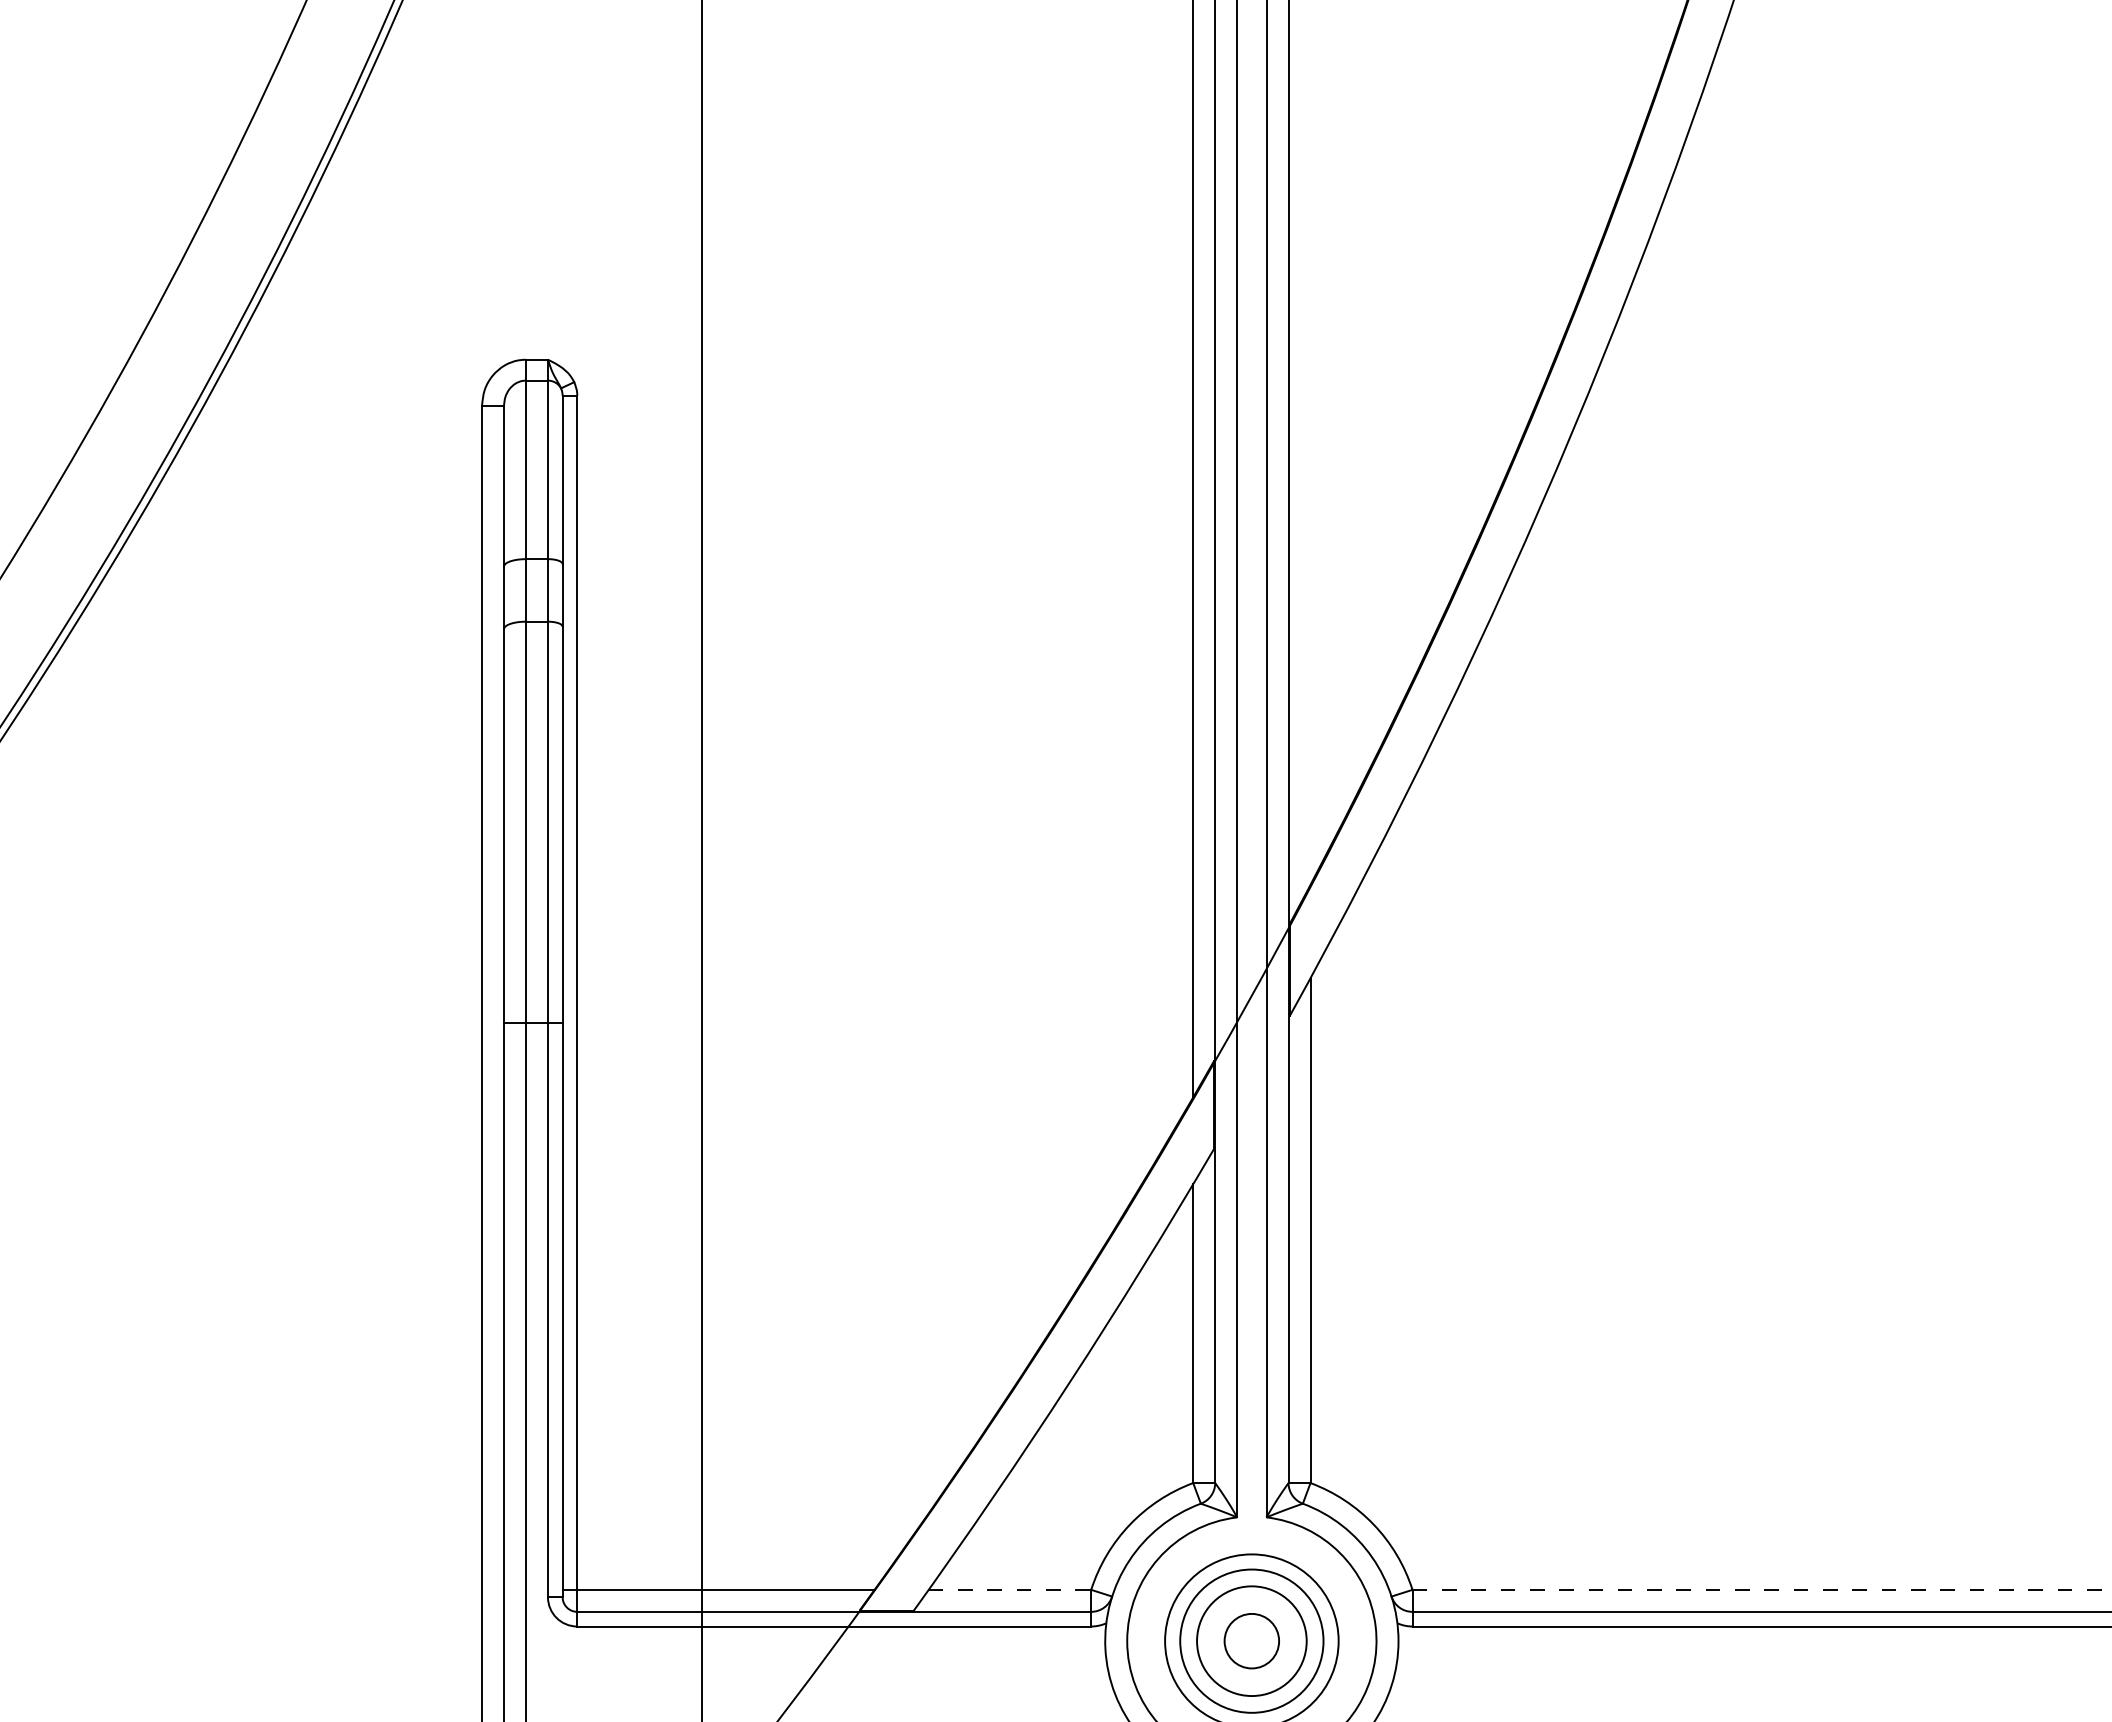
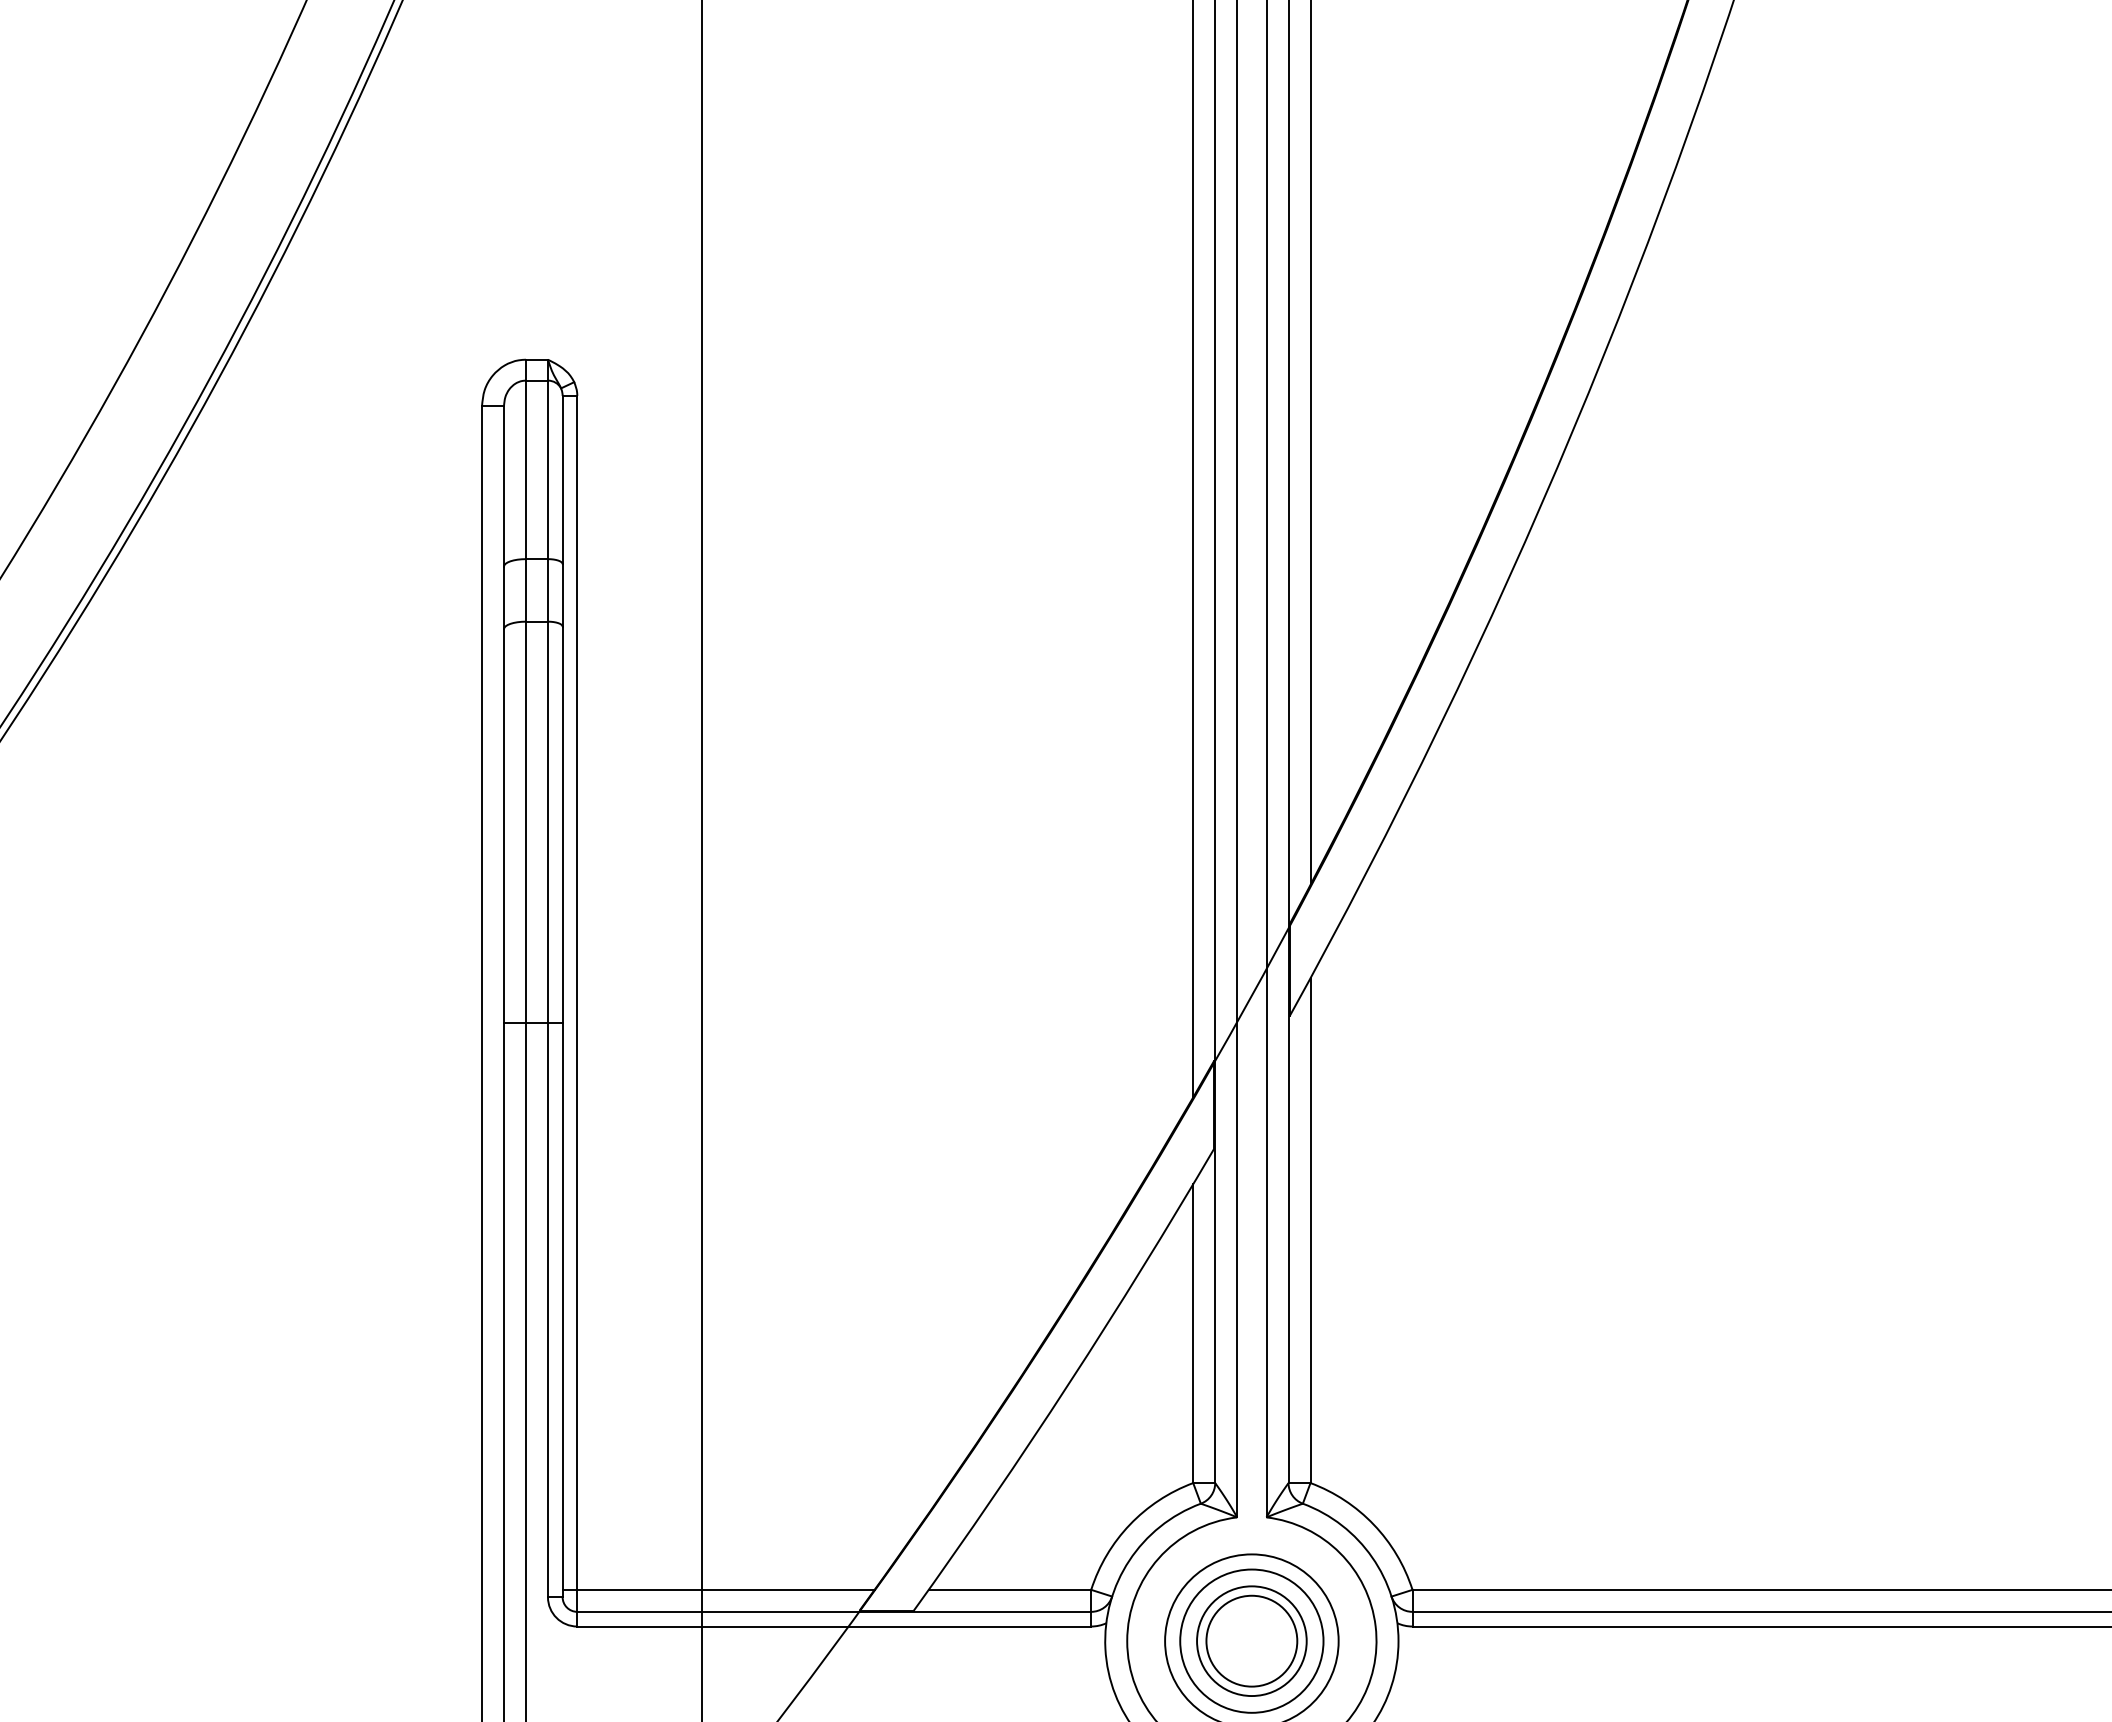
line: none -> present (1310, 443)
line: dashed -> solid (1010, 1589)
line: dashed -> solid (1762, 1589)
circle diameter: 55 px -> 91 px (1251, 1640)
